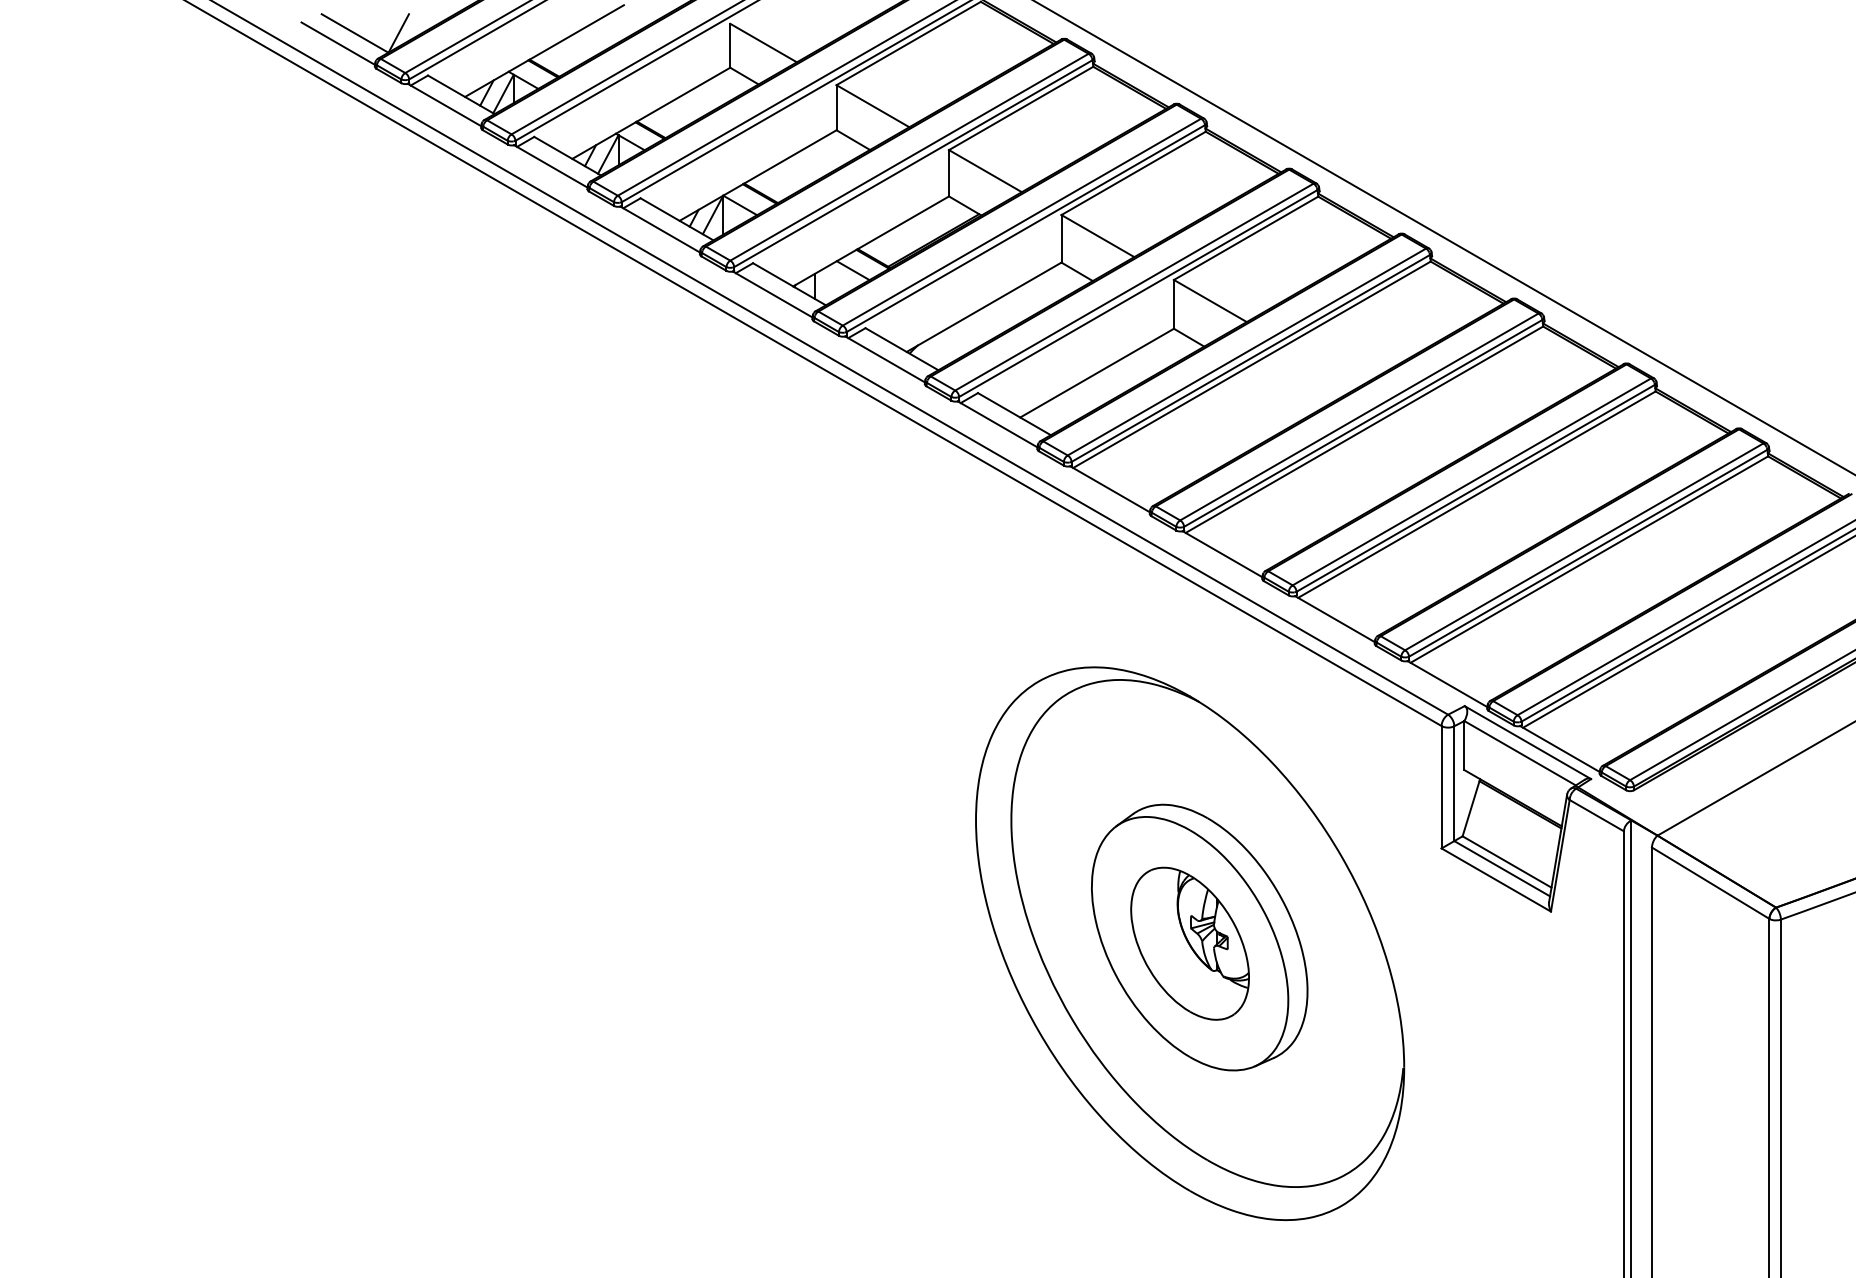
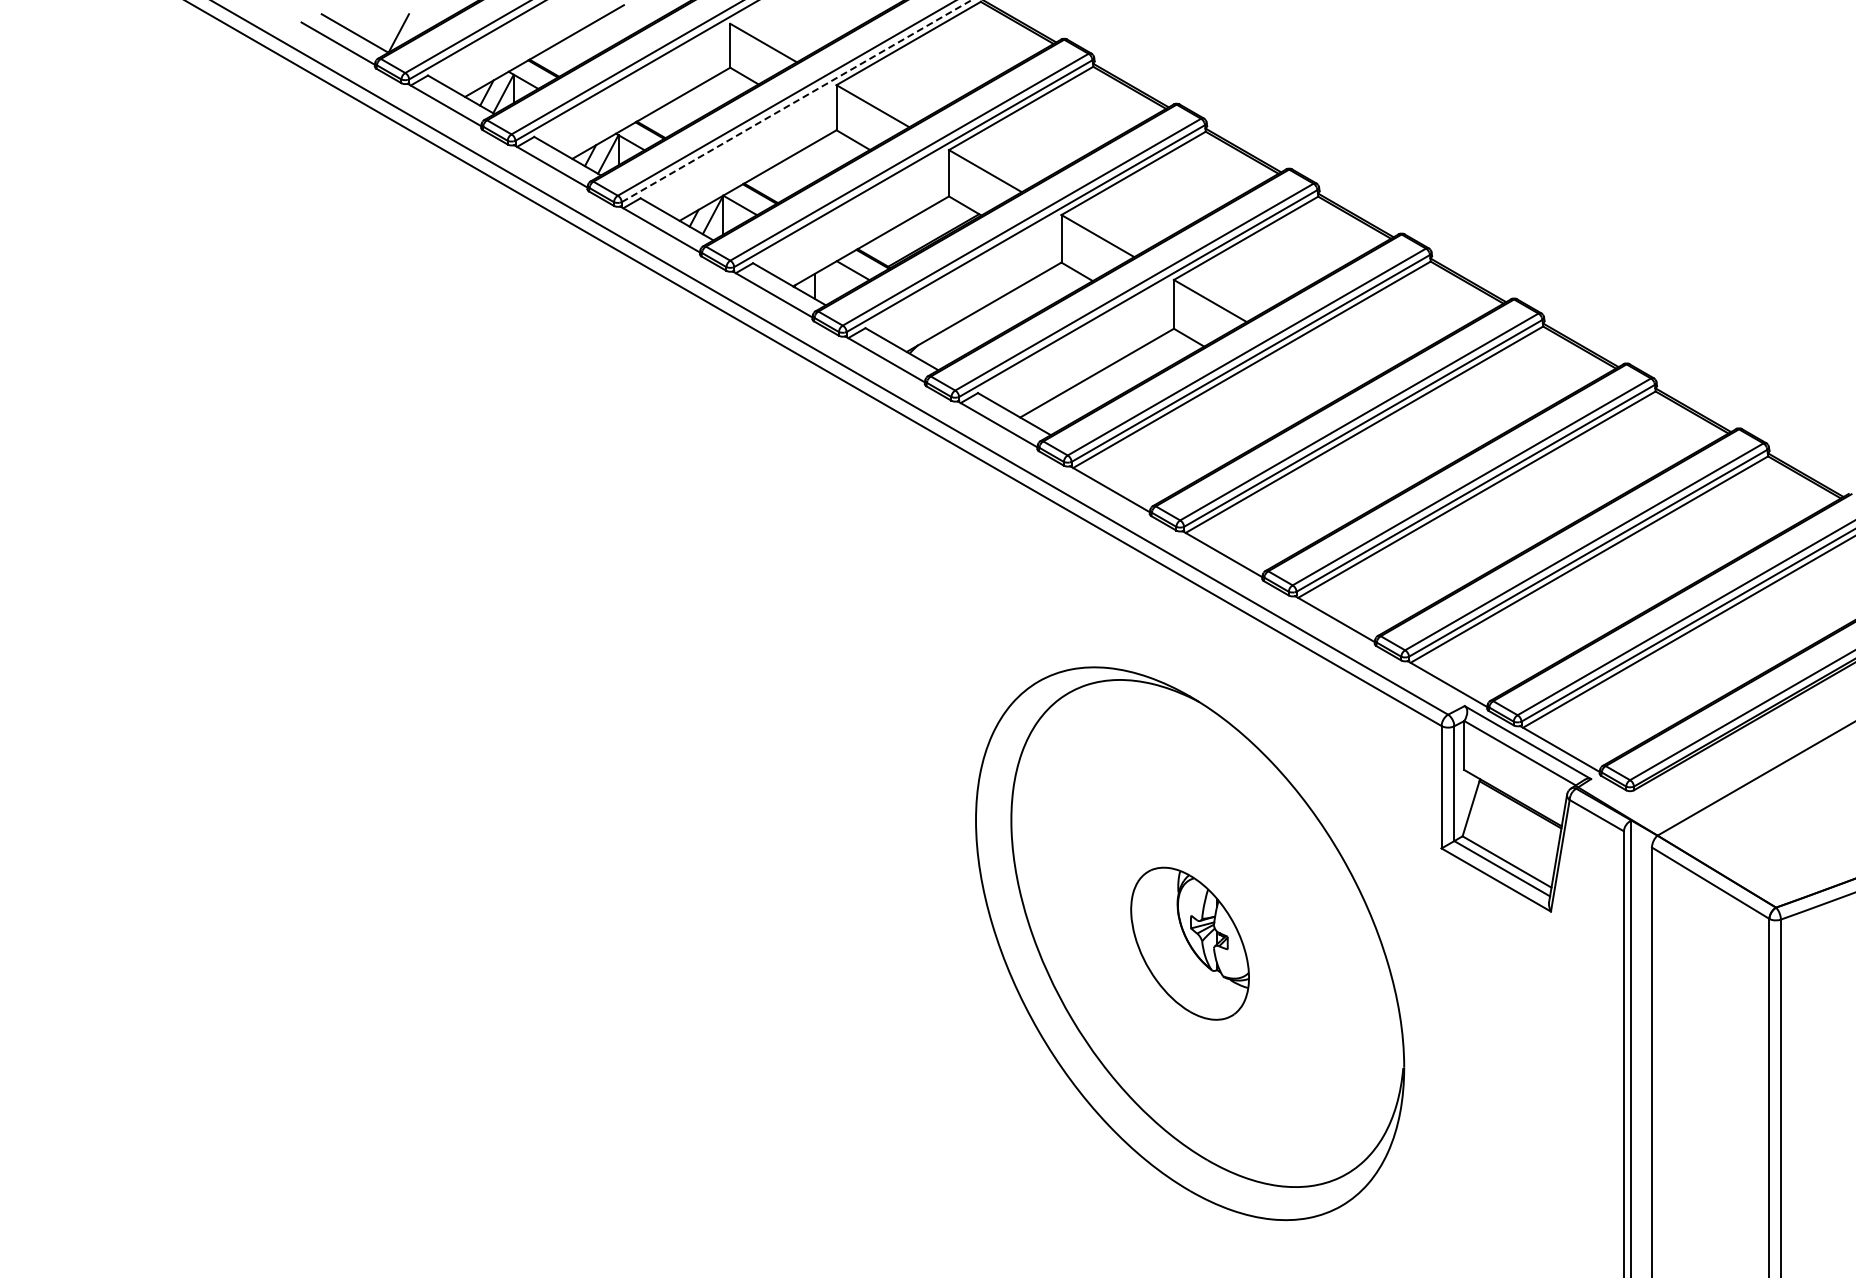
line: solid -> dashed (796, 101)
line: present -> none (1444, 237)
part: present -> none (1199, 937)
